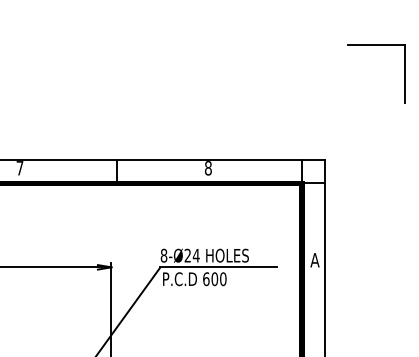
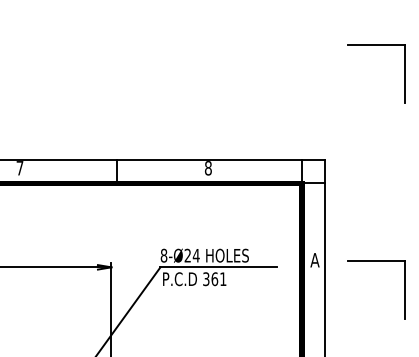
part: none -> present (376, 261)
text: 600 -> 361 (214, 279)
